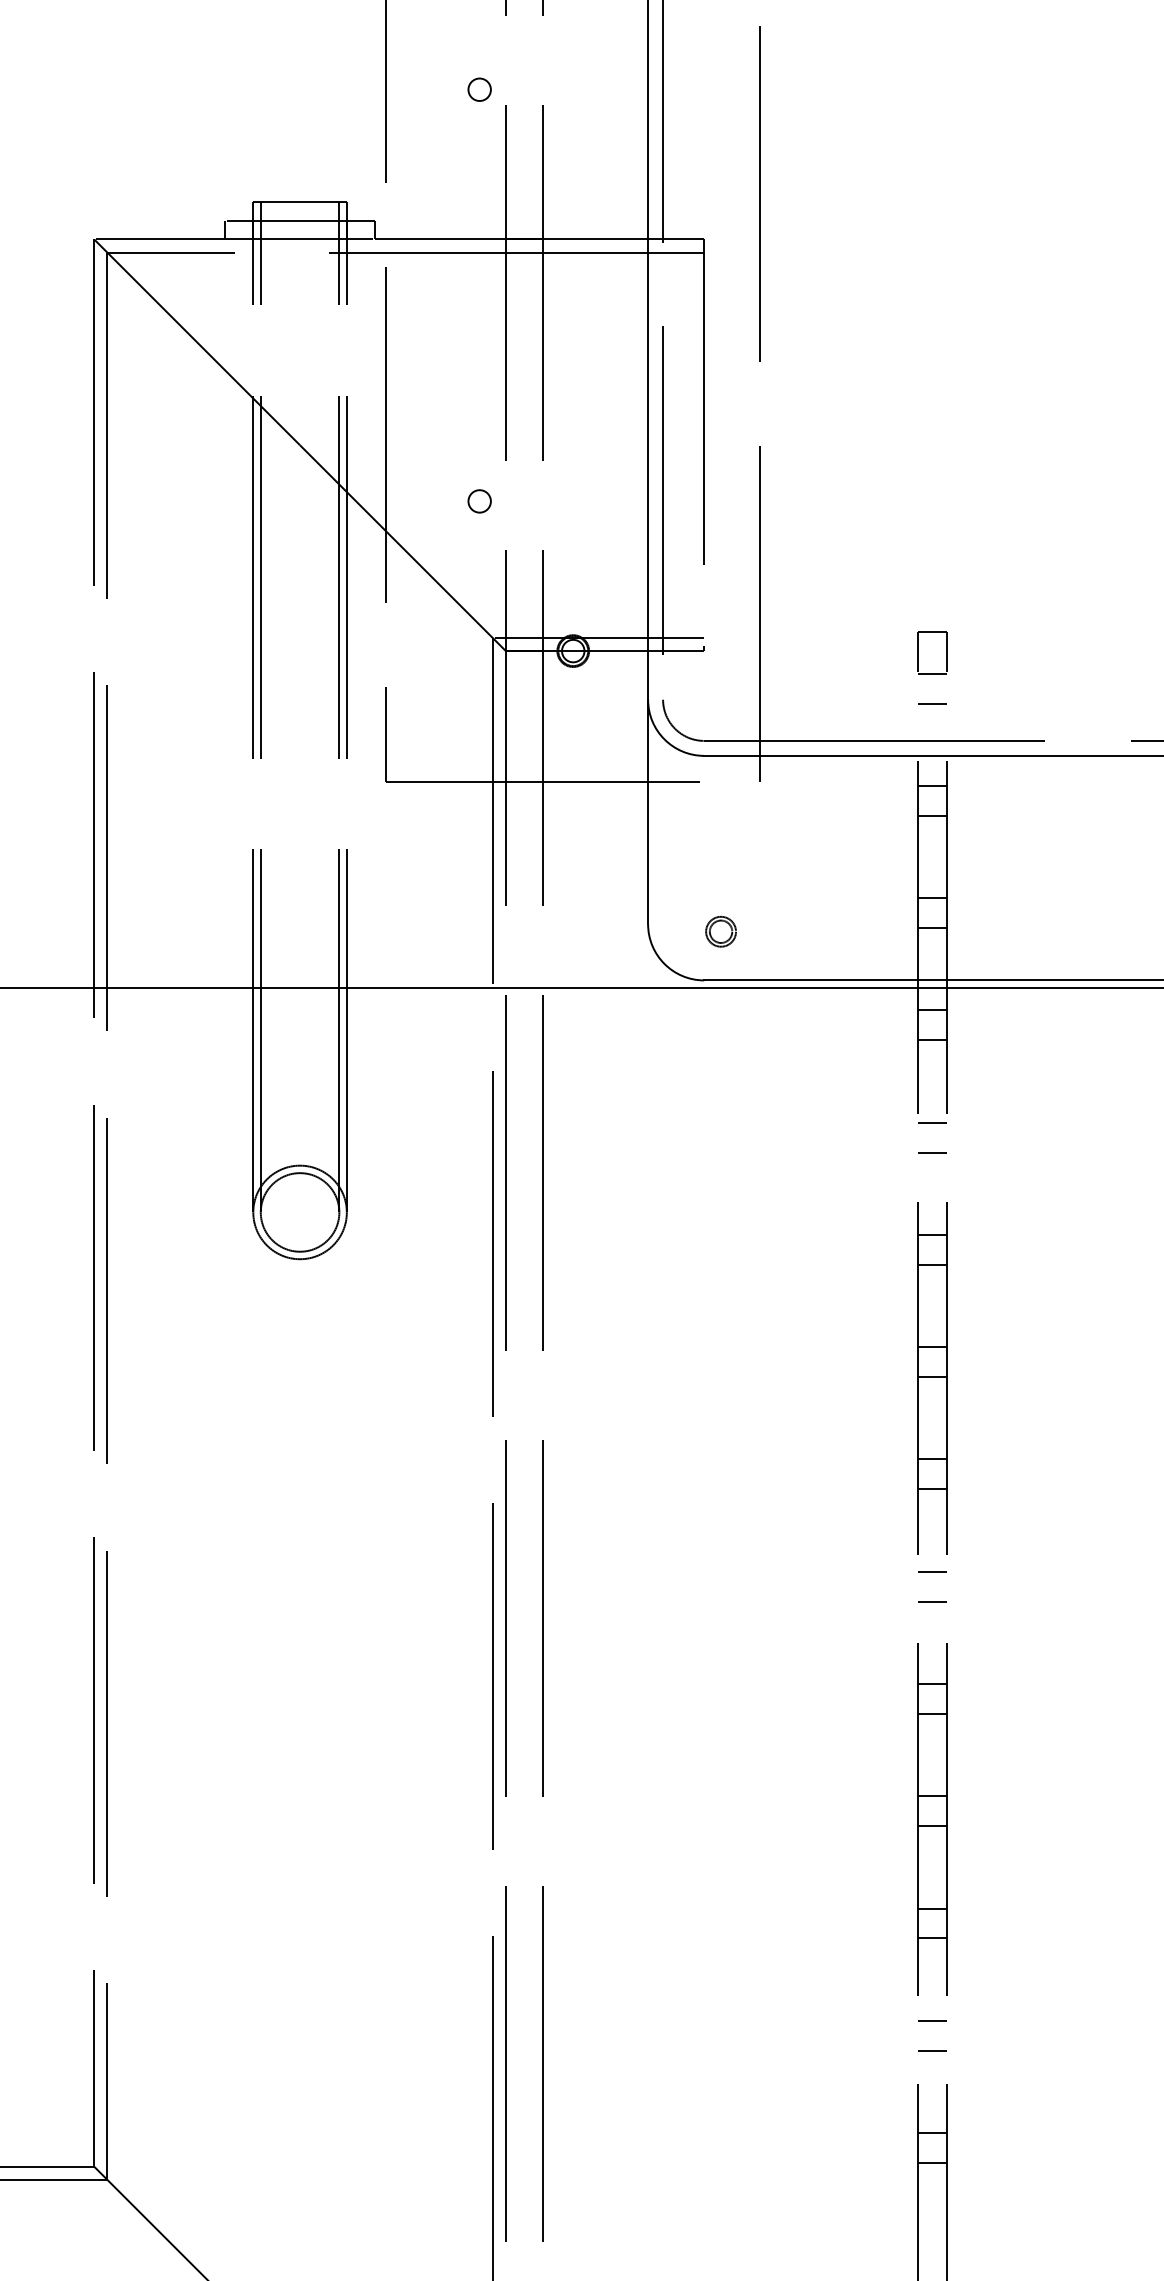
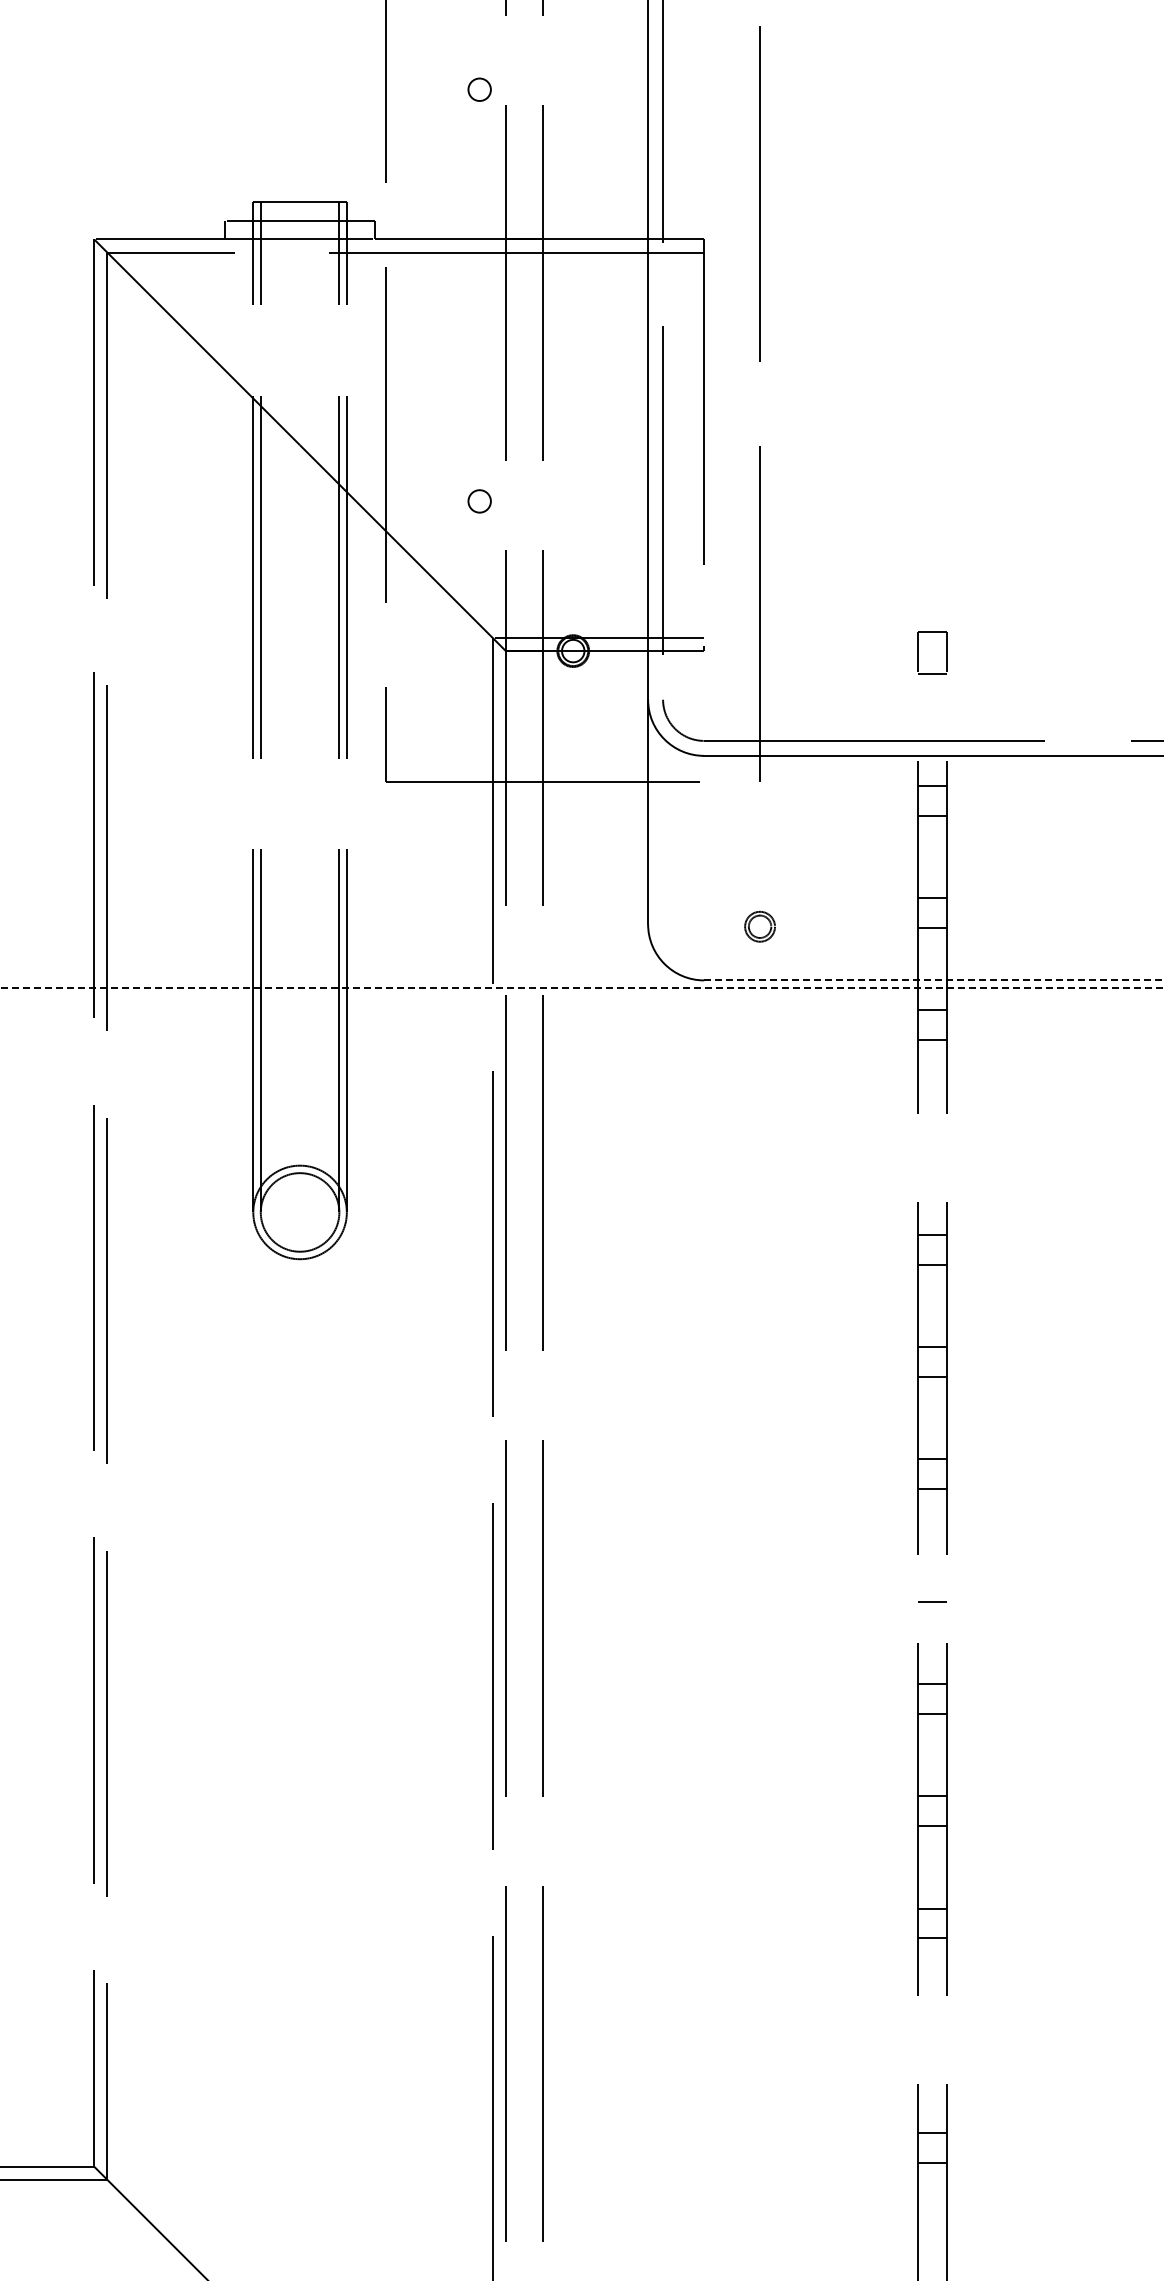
line: present -> none (932, 703)
part position: (720, 931) -> (759, 926) (759, 926)
line: solid -> dashed (934, 980)
line: solid -> dashed (582, 987)
line: present -> none (932, 1122)
line: present -> none (932, 1152)
line: present -> none (932, 1571)
line: present -> none (932, 2020)
line: present -> none (932, 2050)
